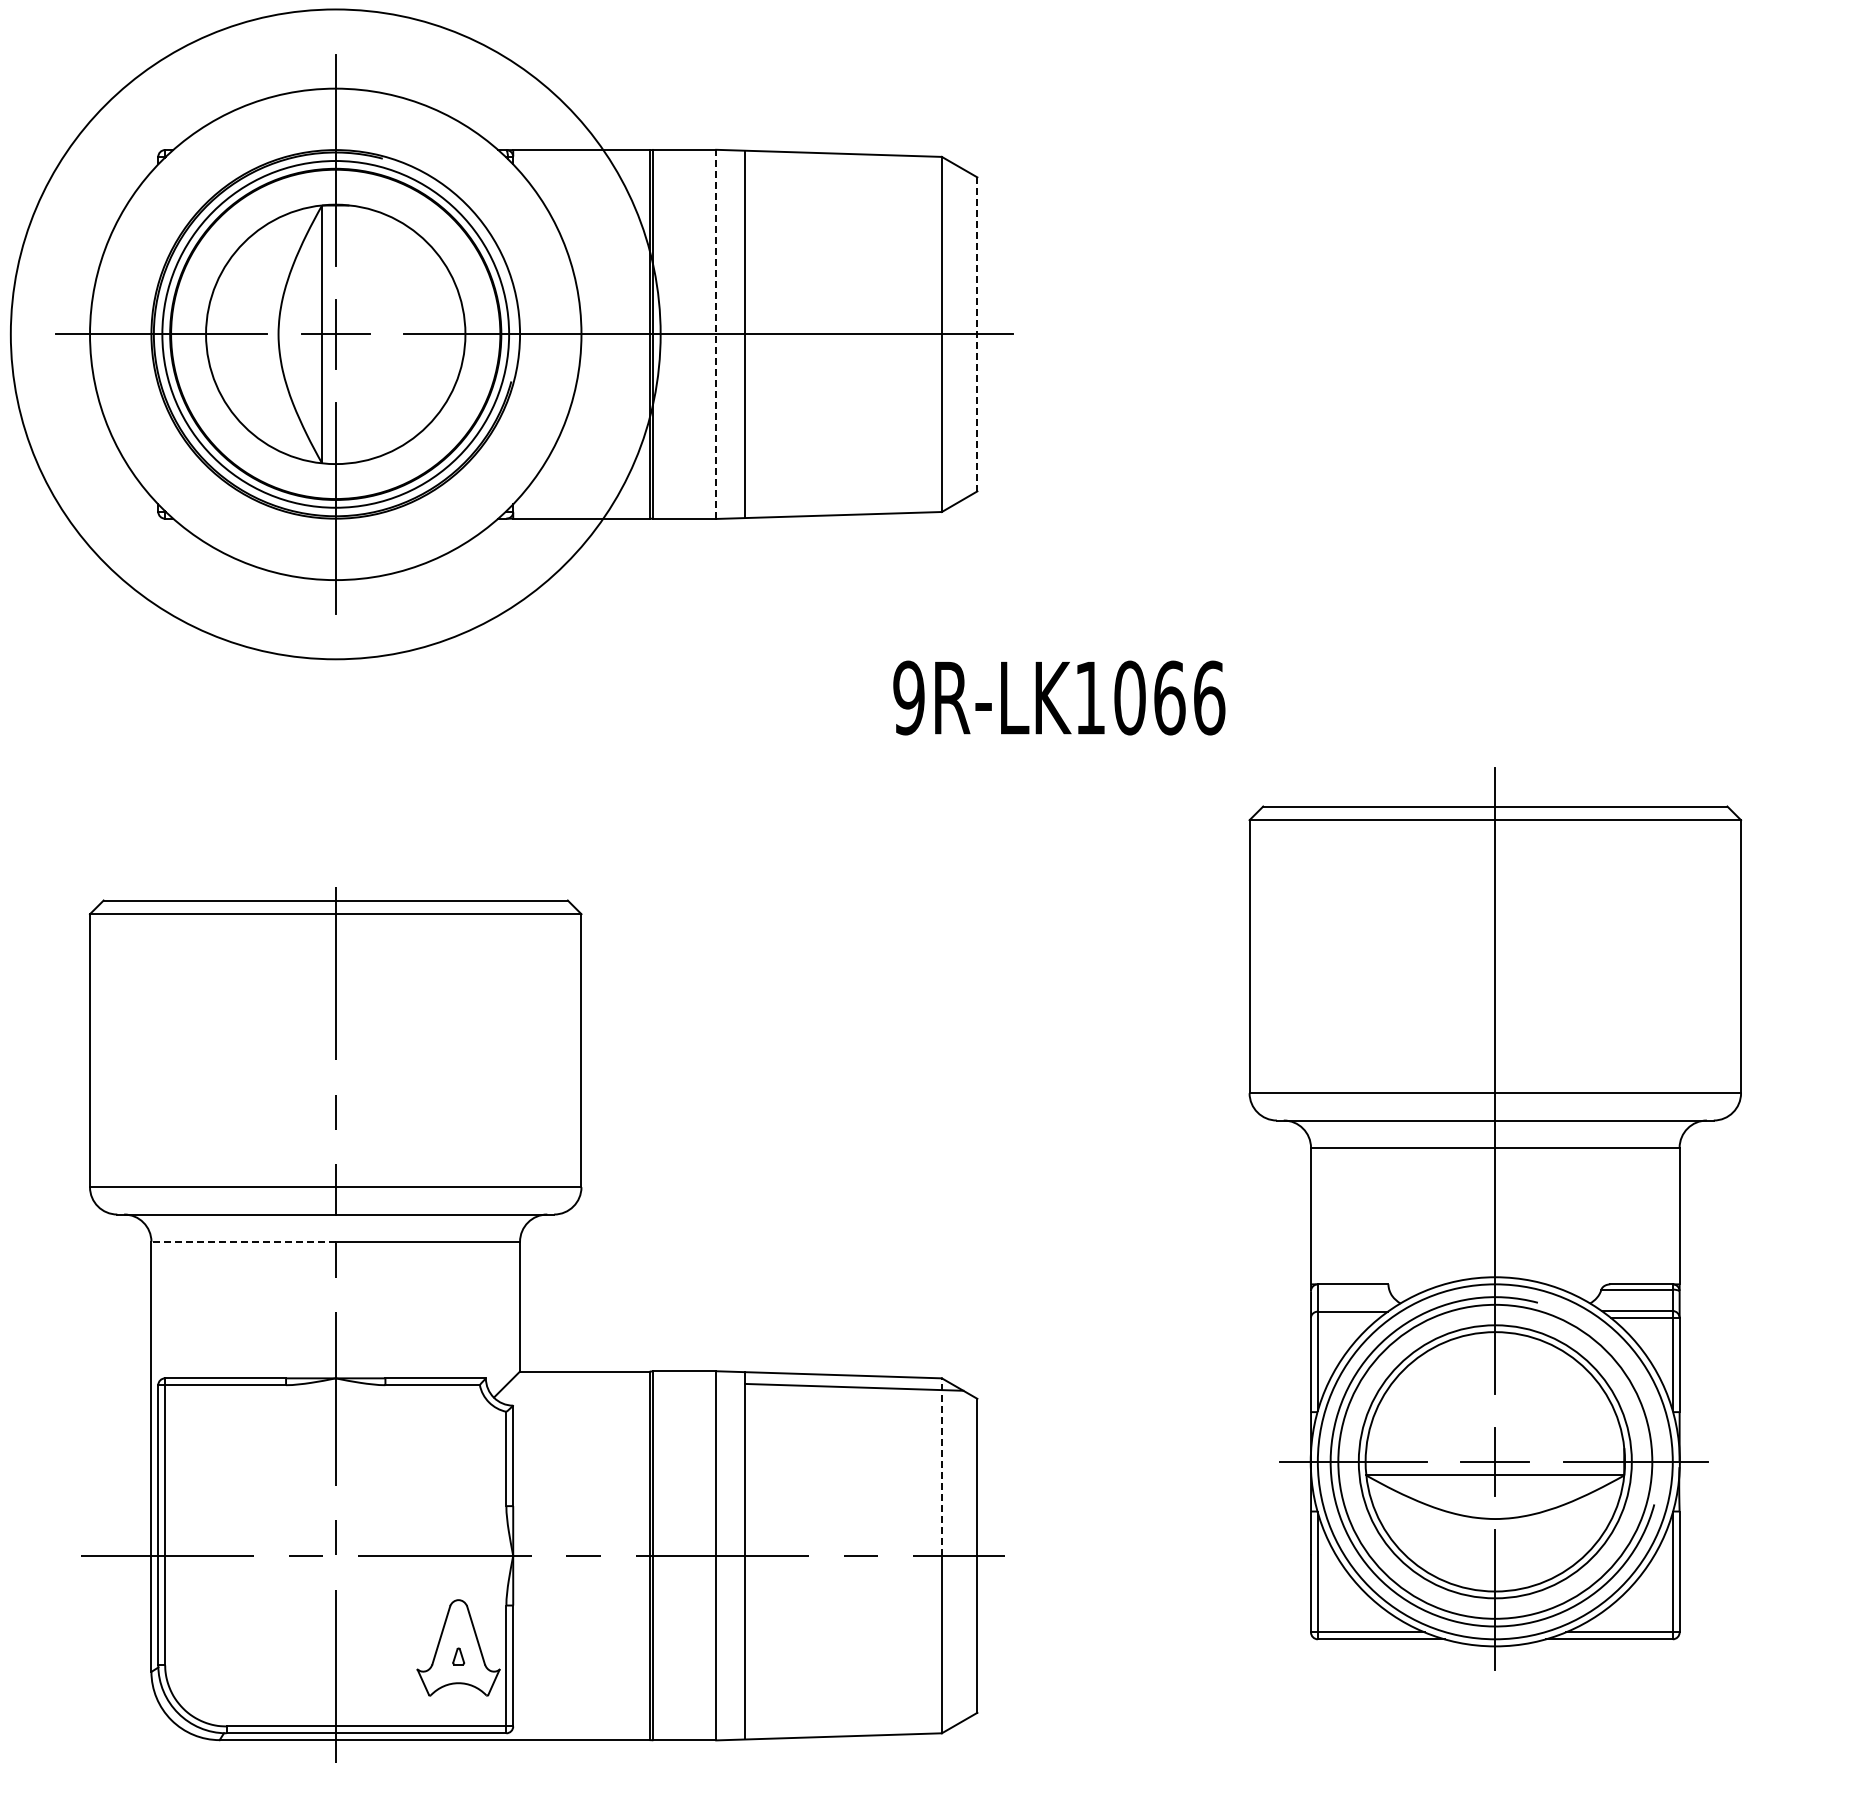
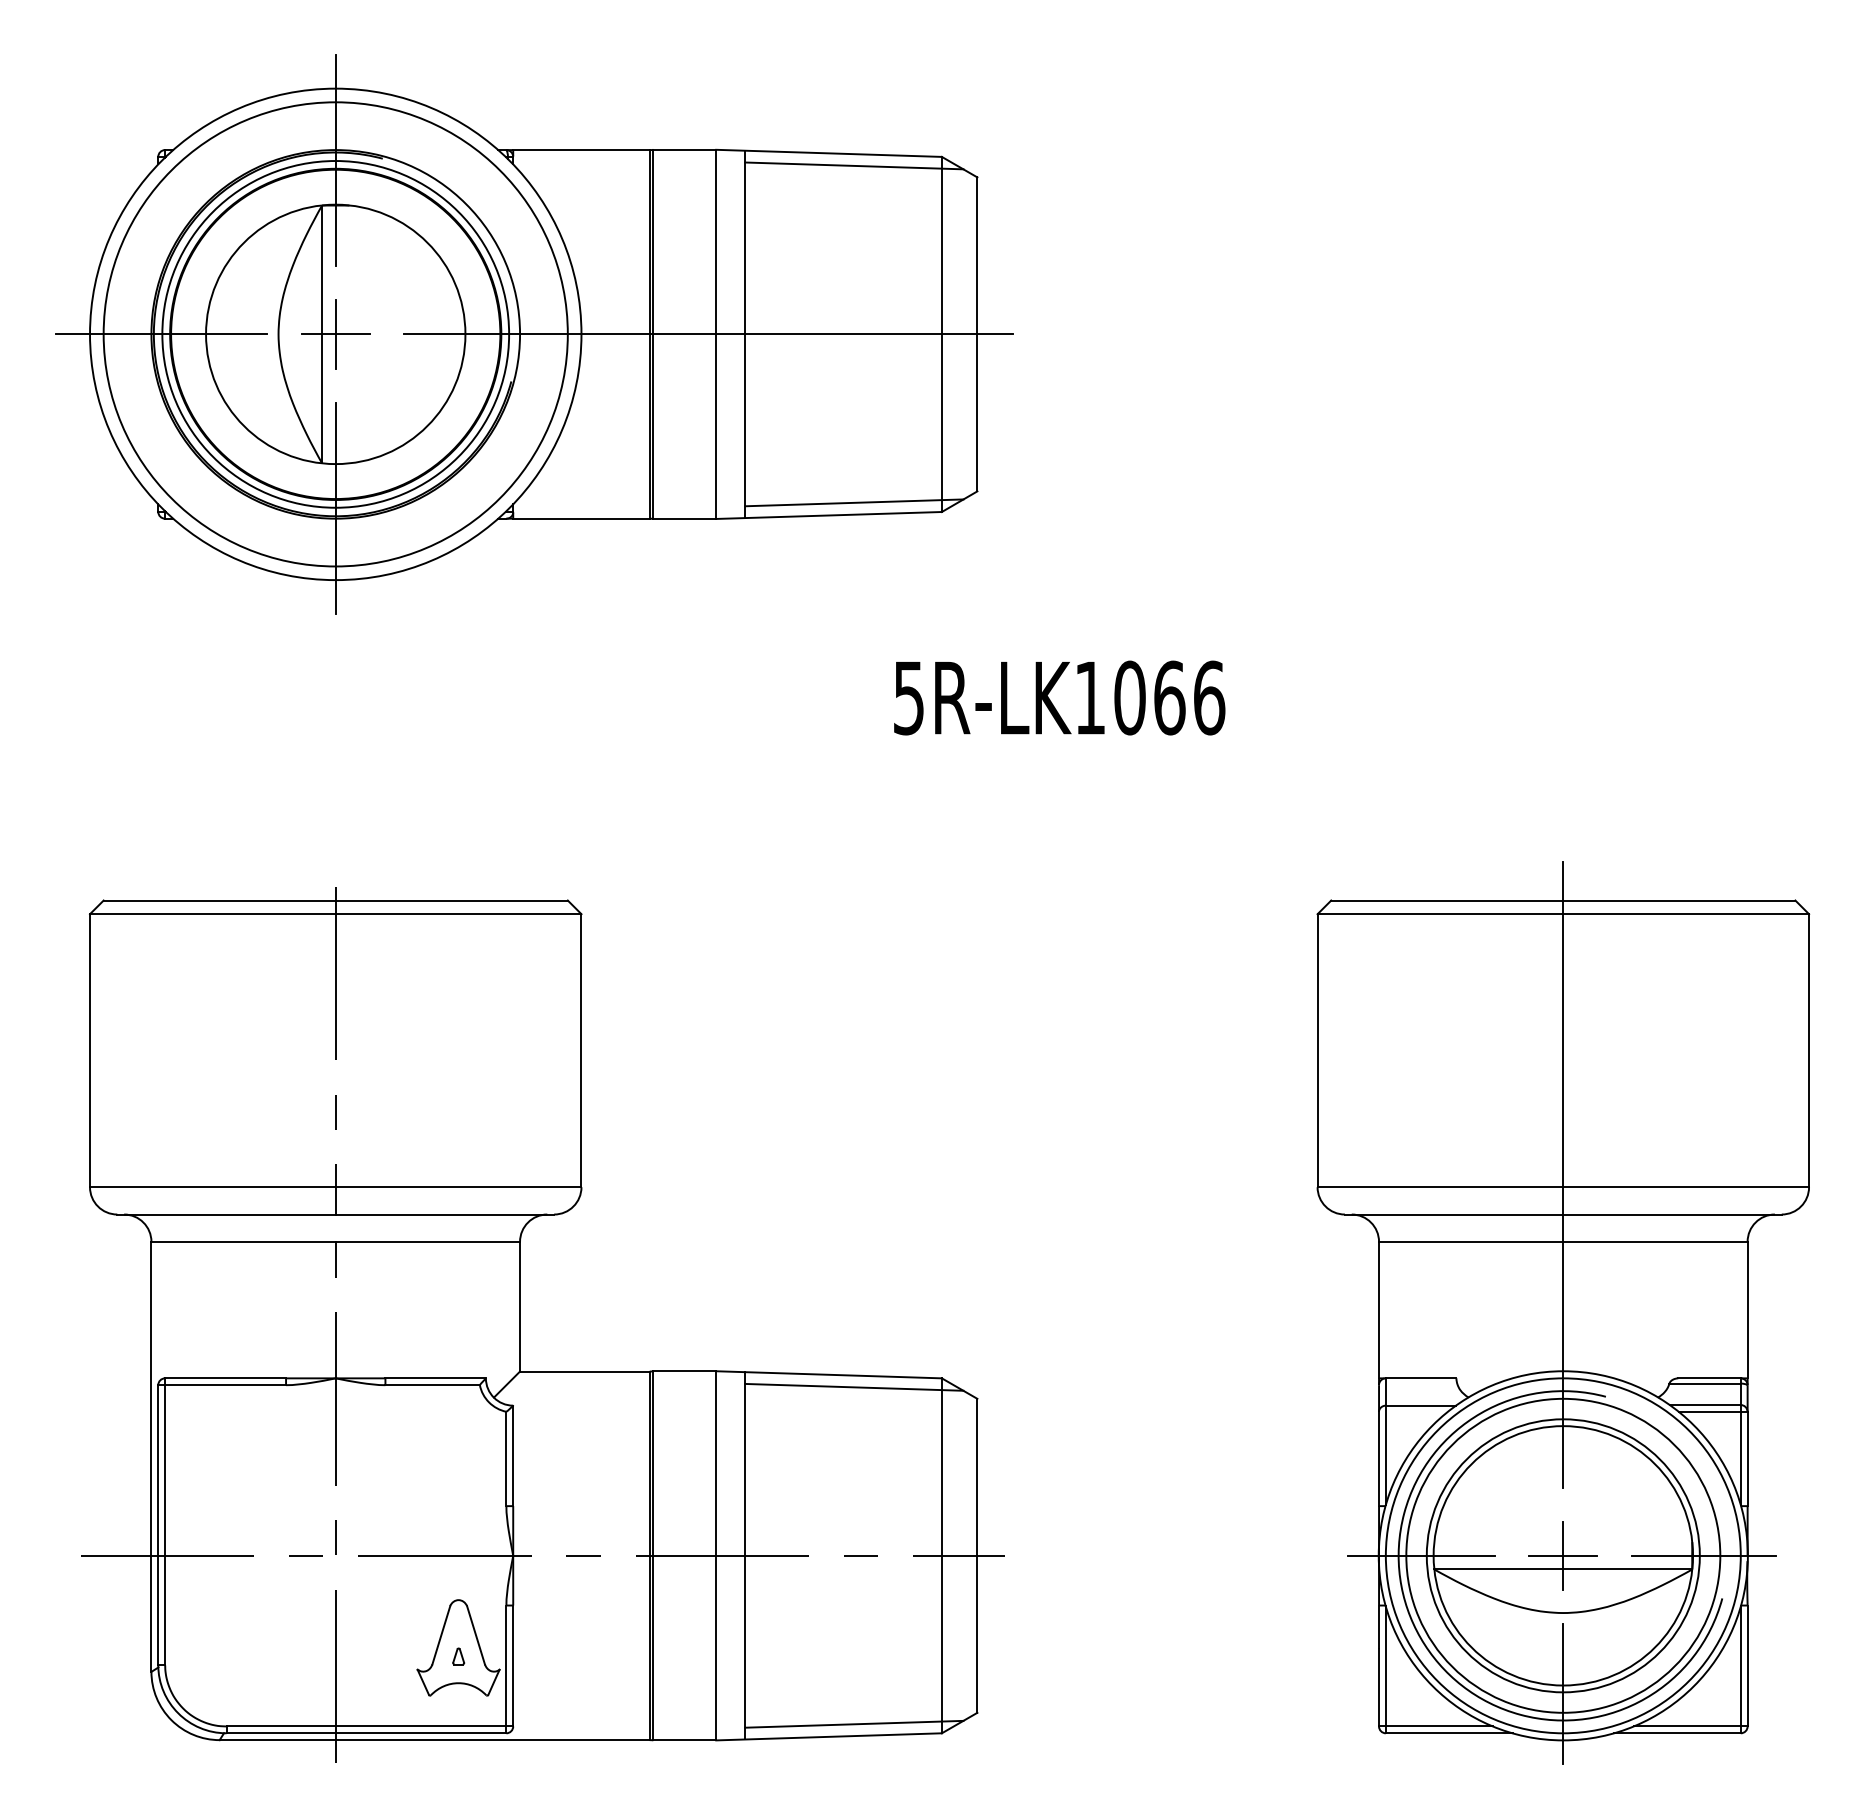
line: none -> present (854, 165)
circle diameter: 650 px -> 464 px (335, 334)
line: dashed -> solid (716, 334)
line: dashed -> solid (977, 334)
line: none -> present (854, 502)
text: 9R-LK1066 -> 5R-LK1066 (908, 697)
part position: (1495, 1218) -> (1563, 1312) (1563, 1312)
line: dashed -> solid (243, 1241)
line: dashed -> solid (941, 1467)
line: none -> present (854, 1723)
